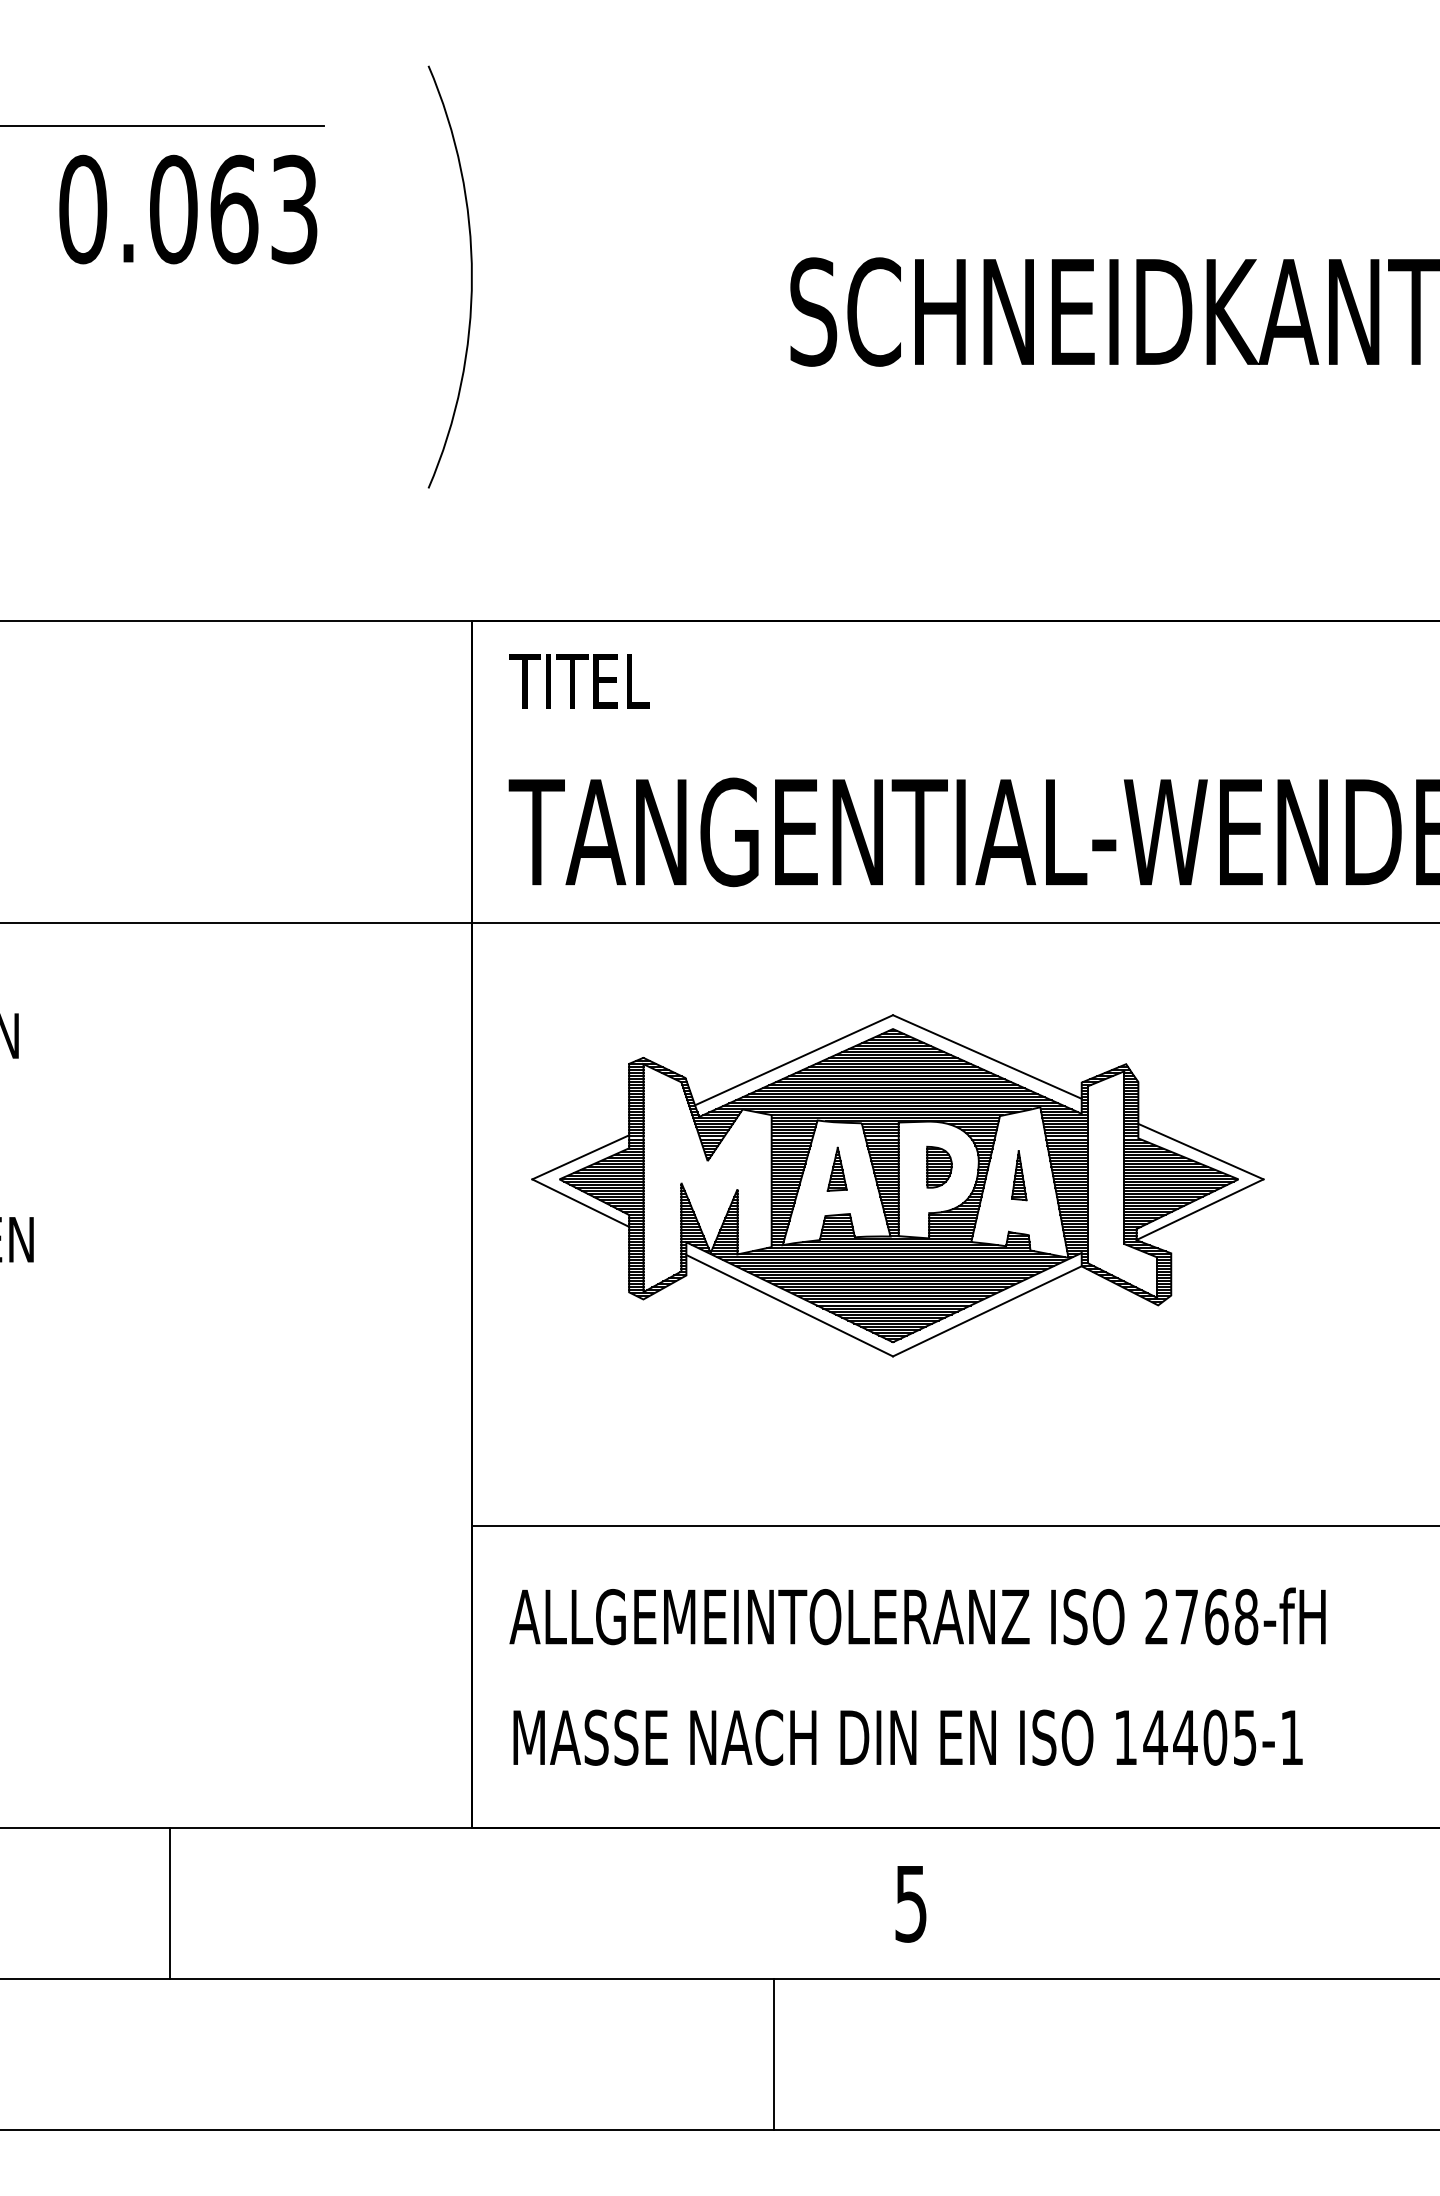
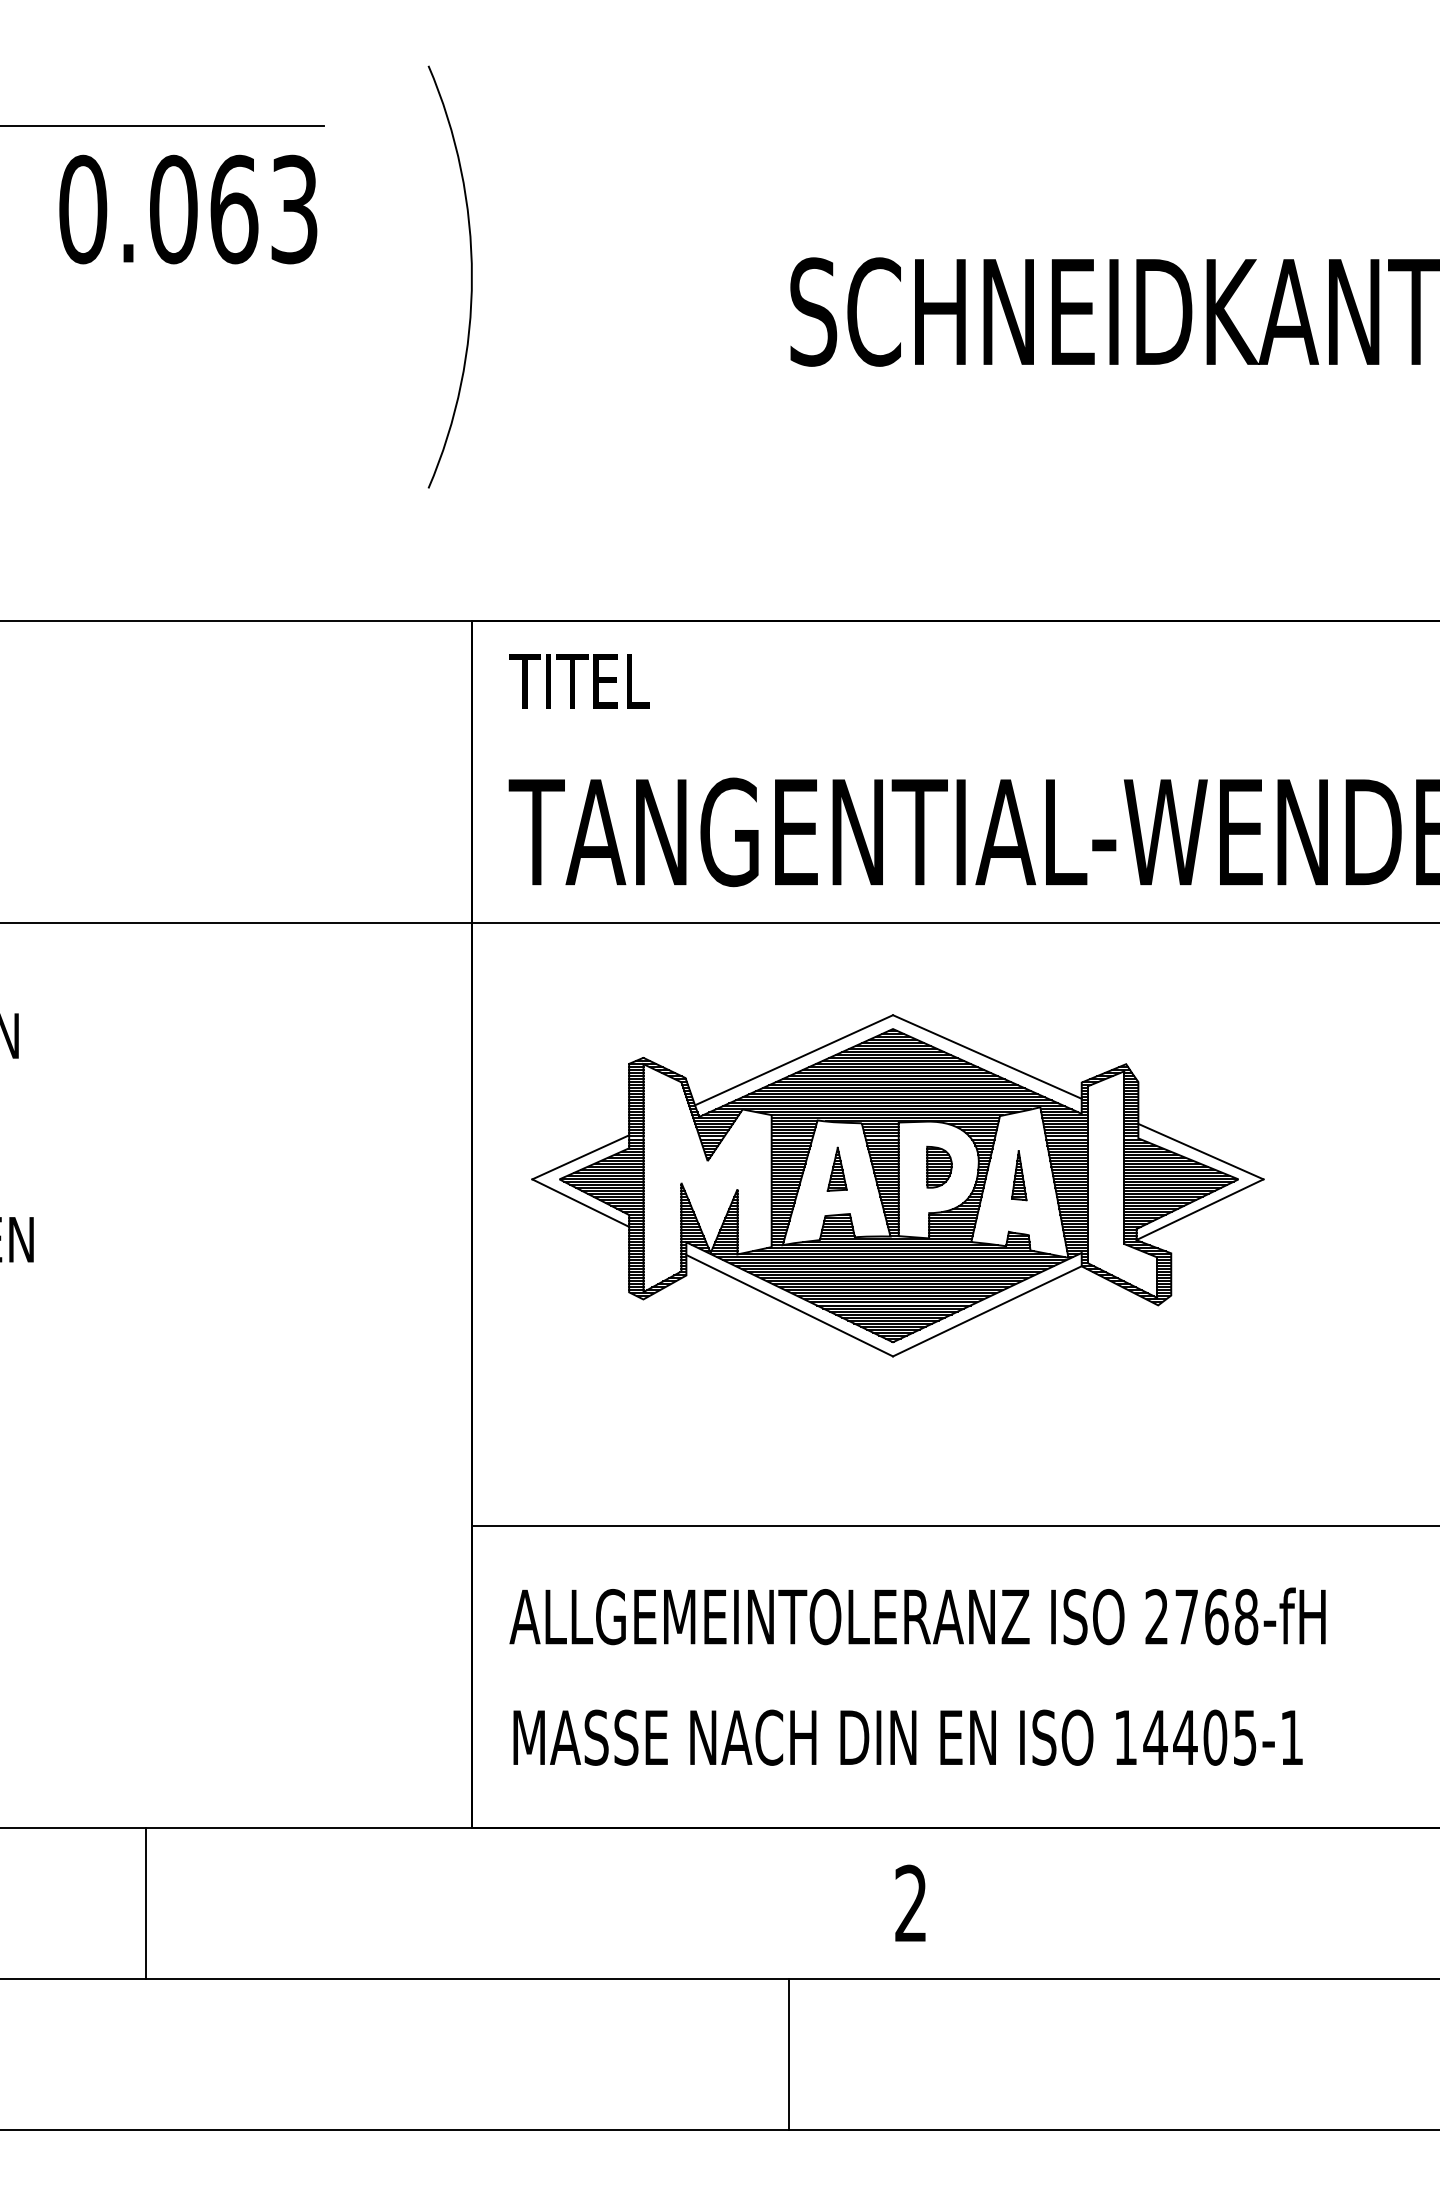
line position: (170, 1903) -> (146, 1903) (146, 1903)
text: 5 -> 2 (910, 1903)
line position: (773, 2054) -> (788, 2054) (788, 2054)
